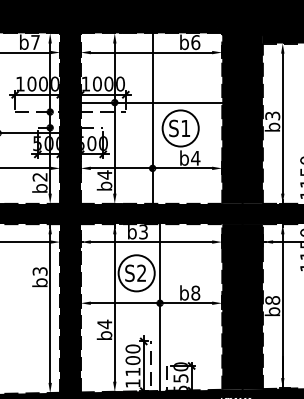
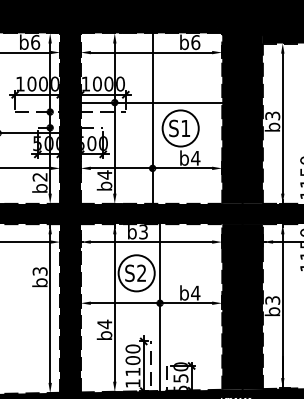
text: b7 -> b6 (35, 41)
text: b8 -> b4 (195, 292)
text: b8 -> b3 (272, 300)
